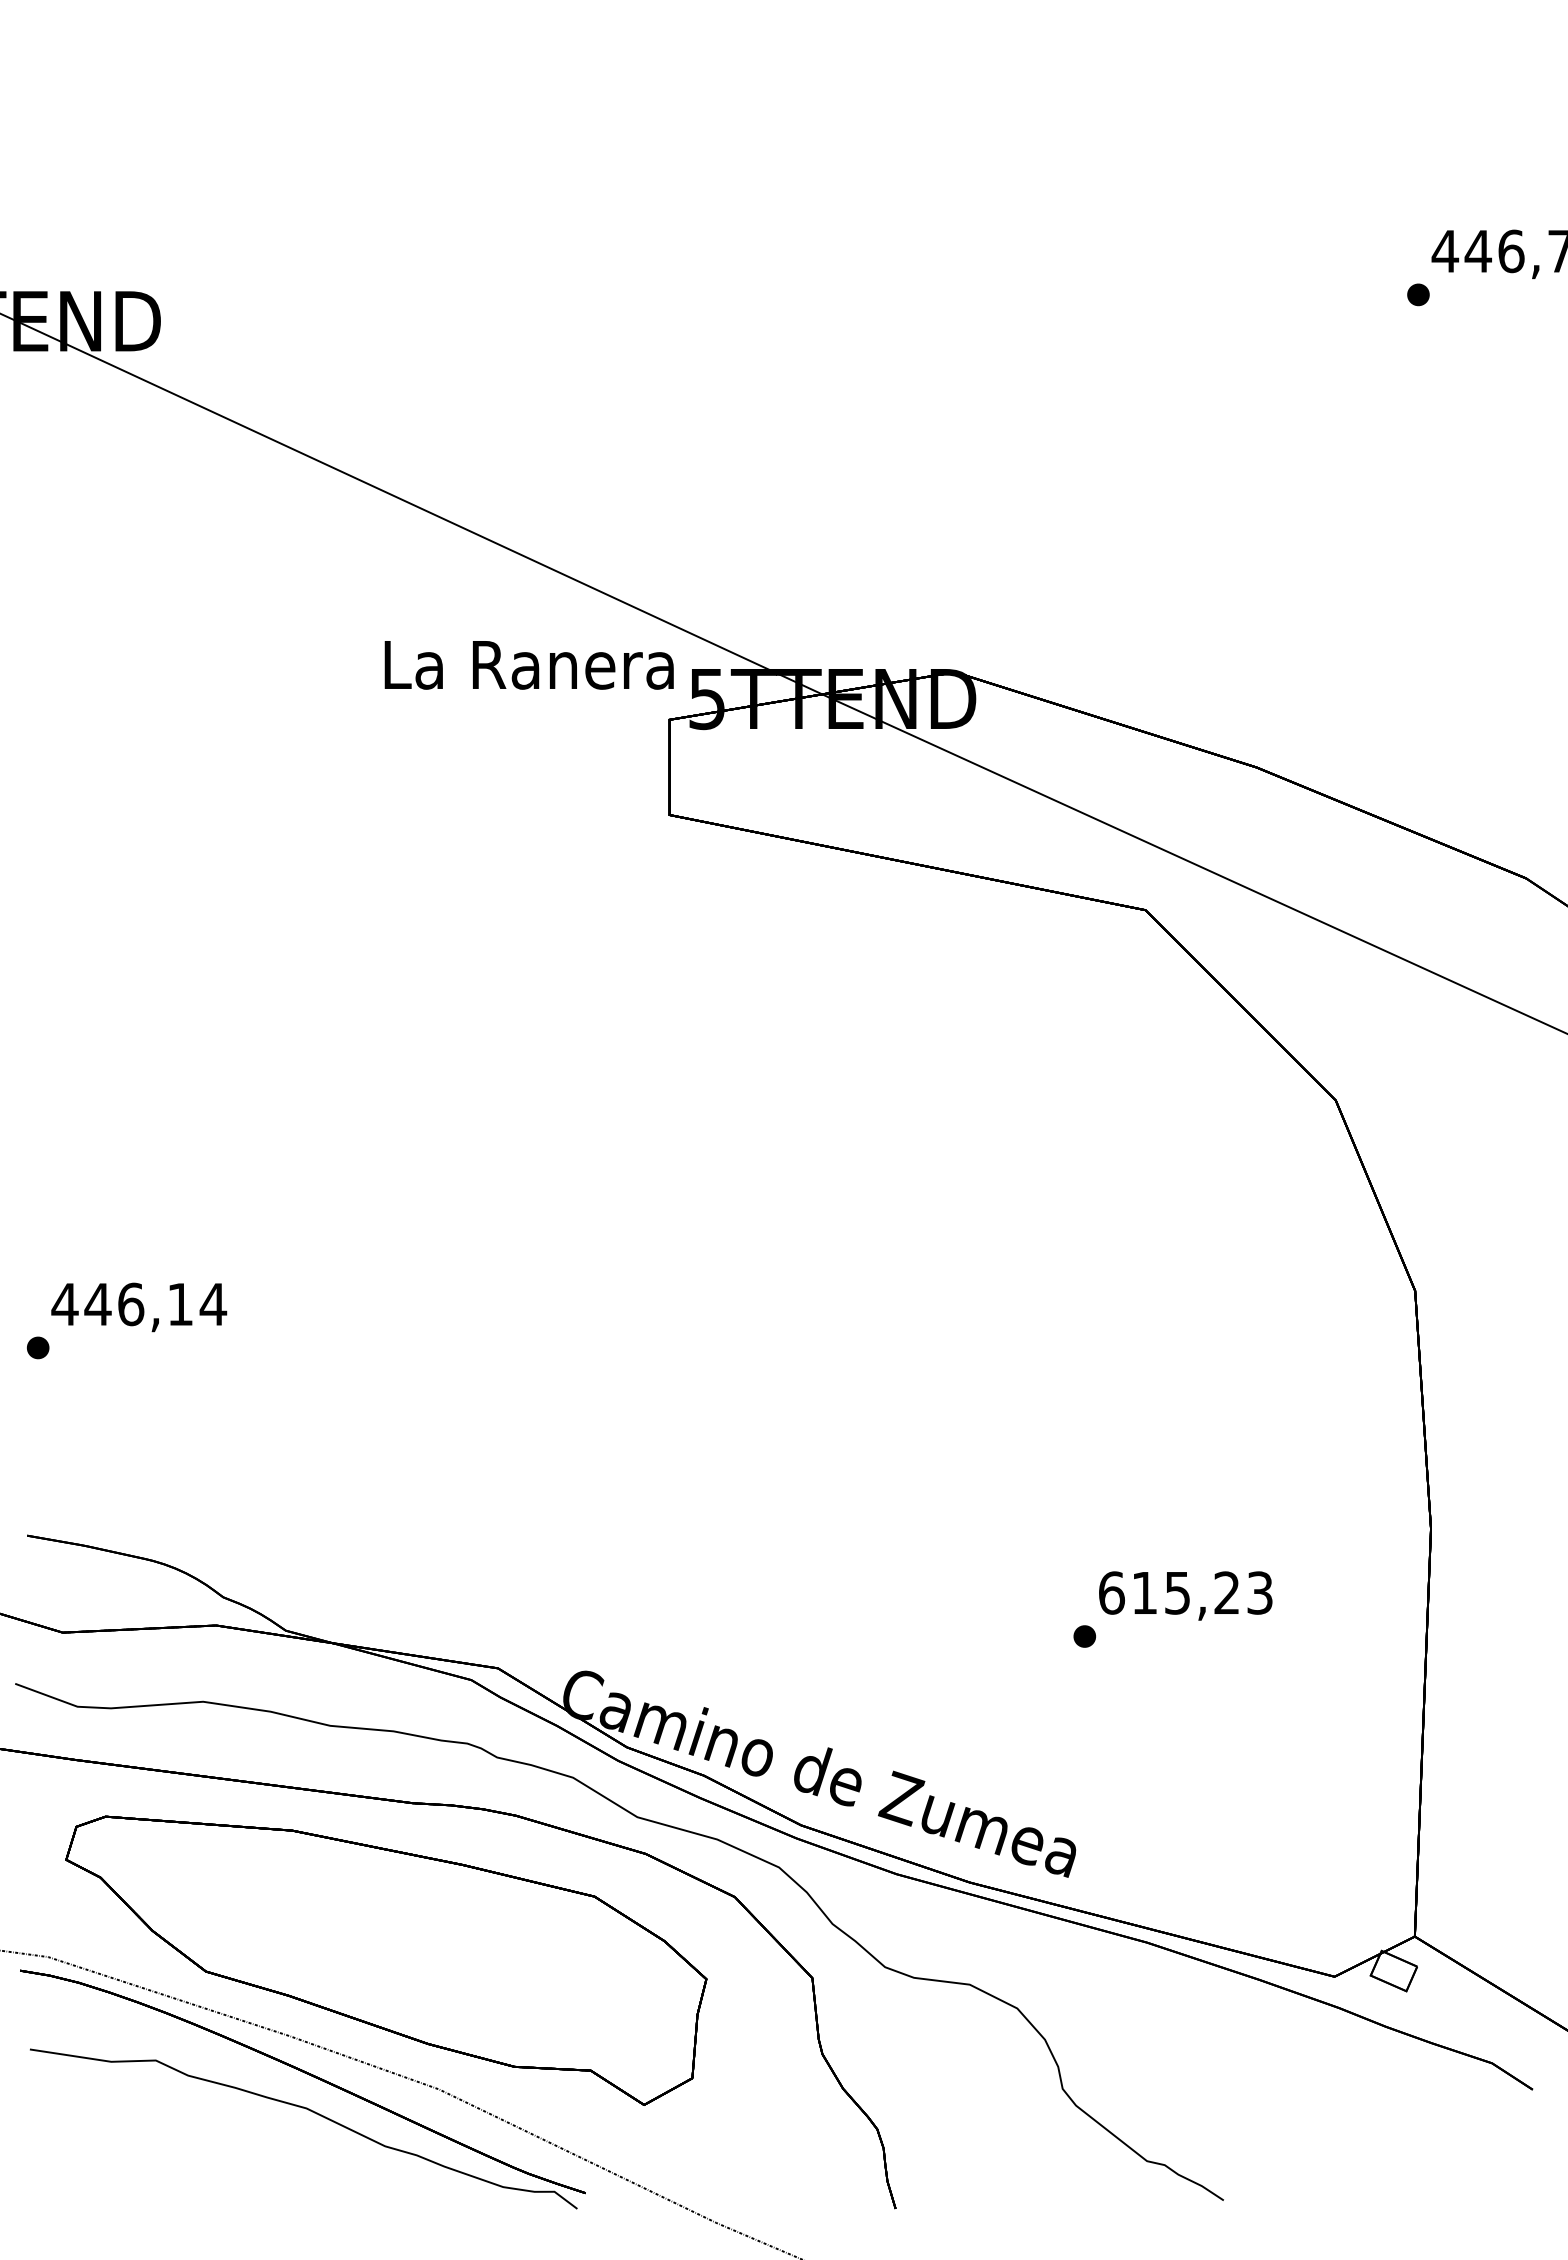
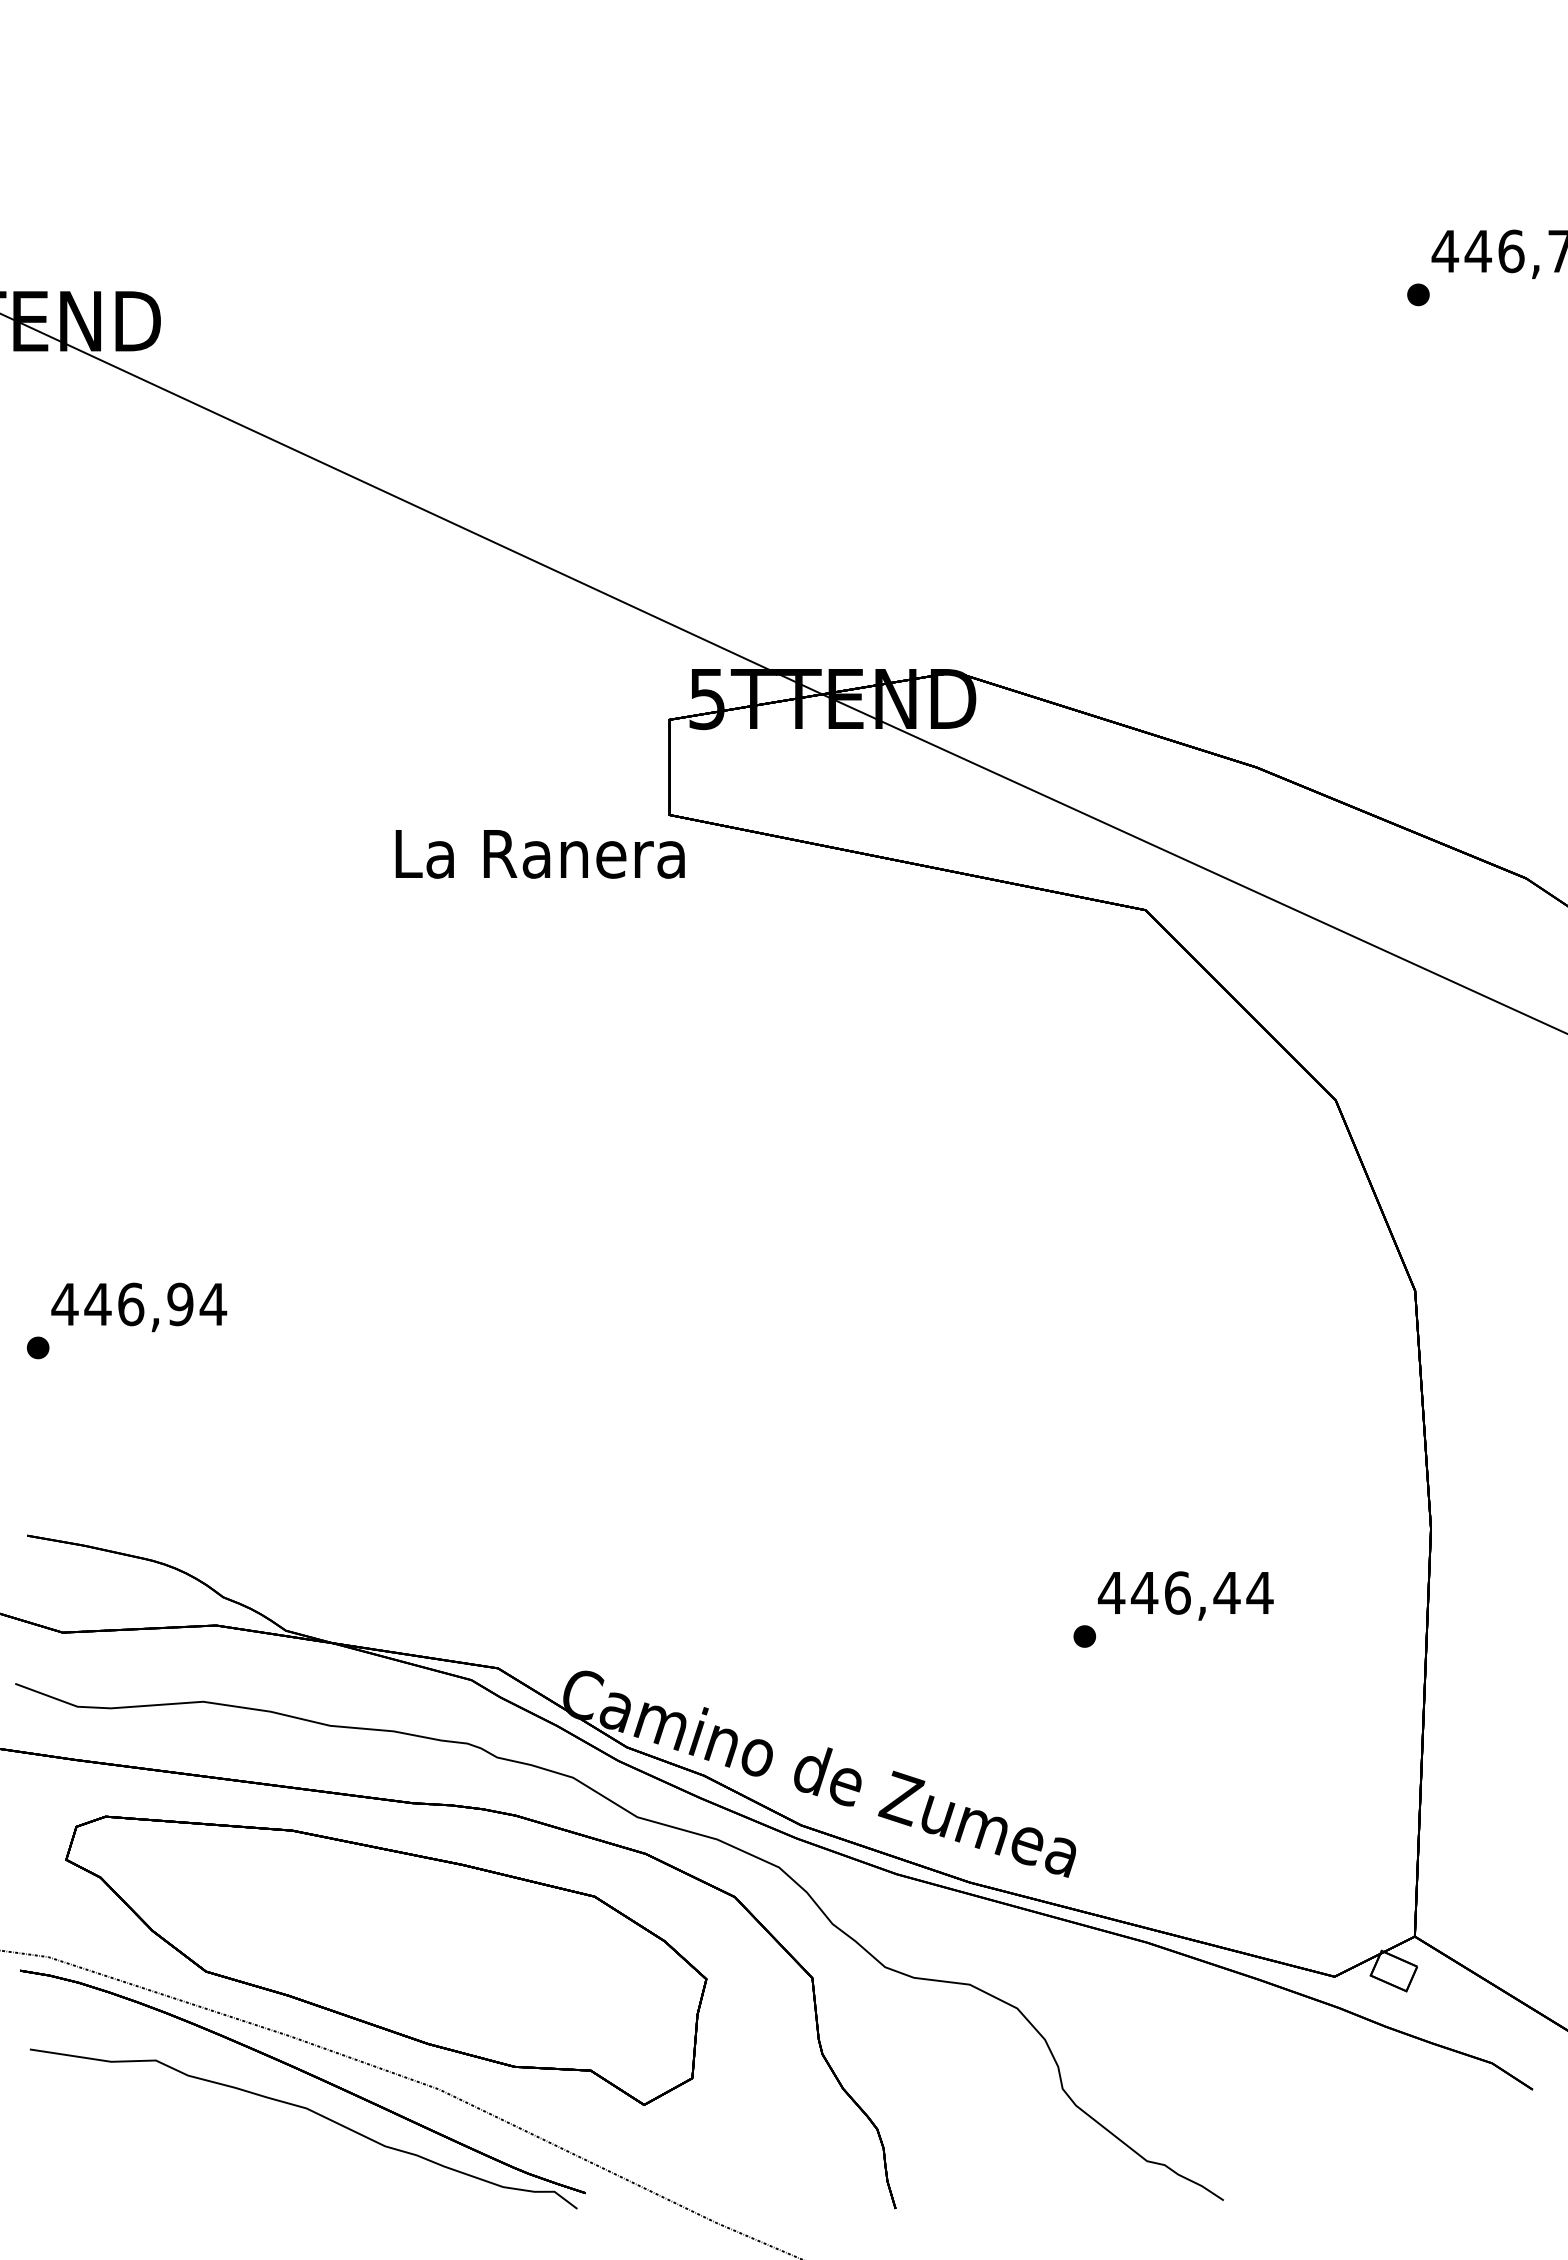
text position: (528, 665) -> (539, 854) (539, 854)
text: 446,14 -> 446,94 (180, 1304)
text: 615,23 -> 446,44 (1185, 1592)
